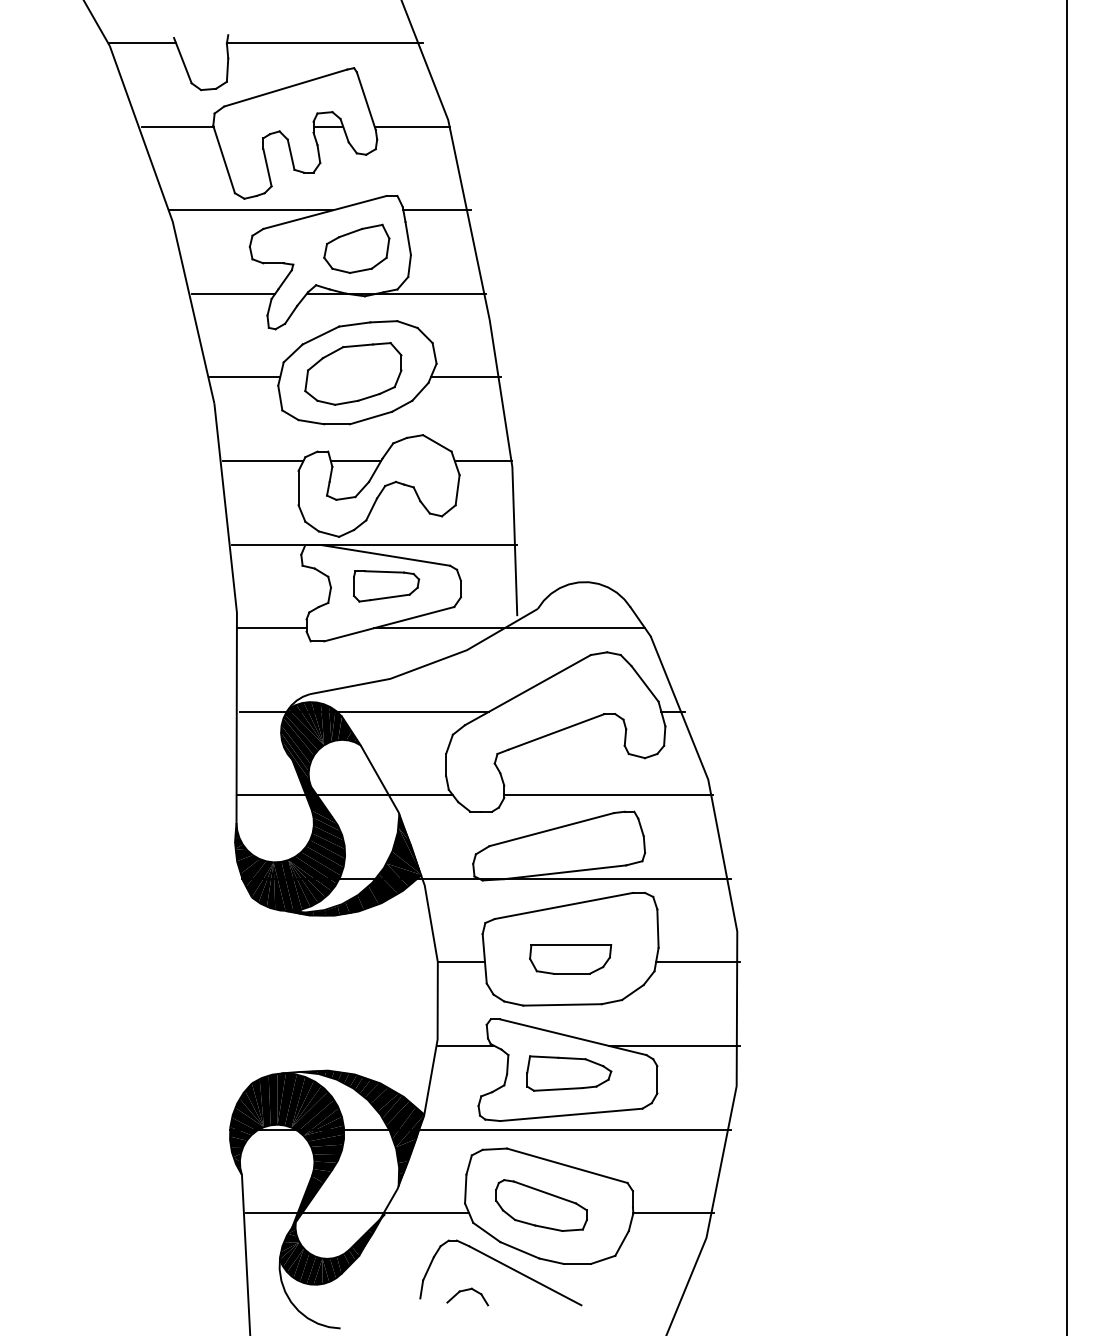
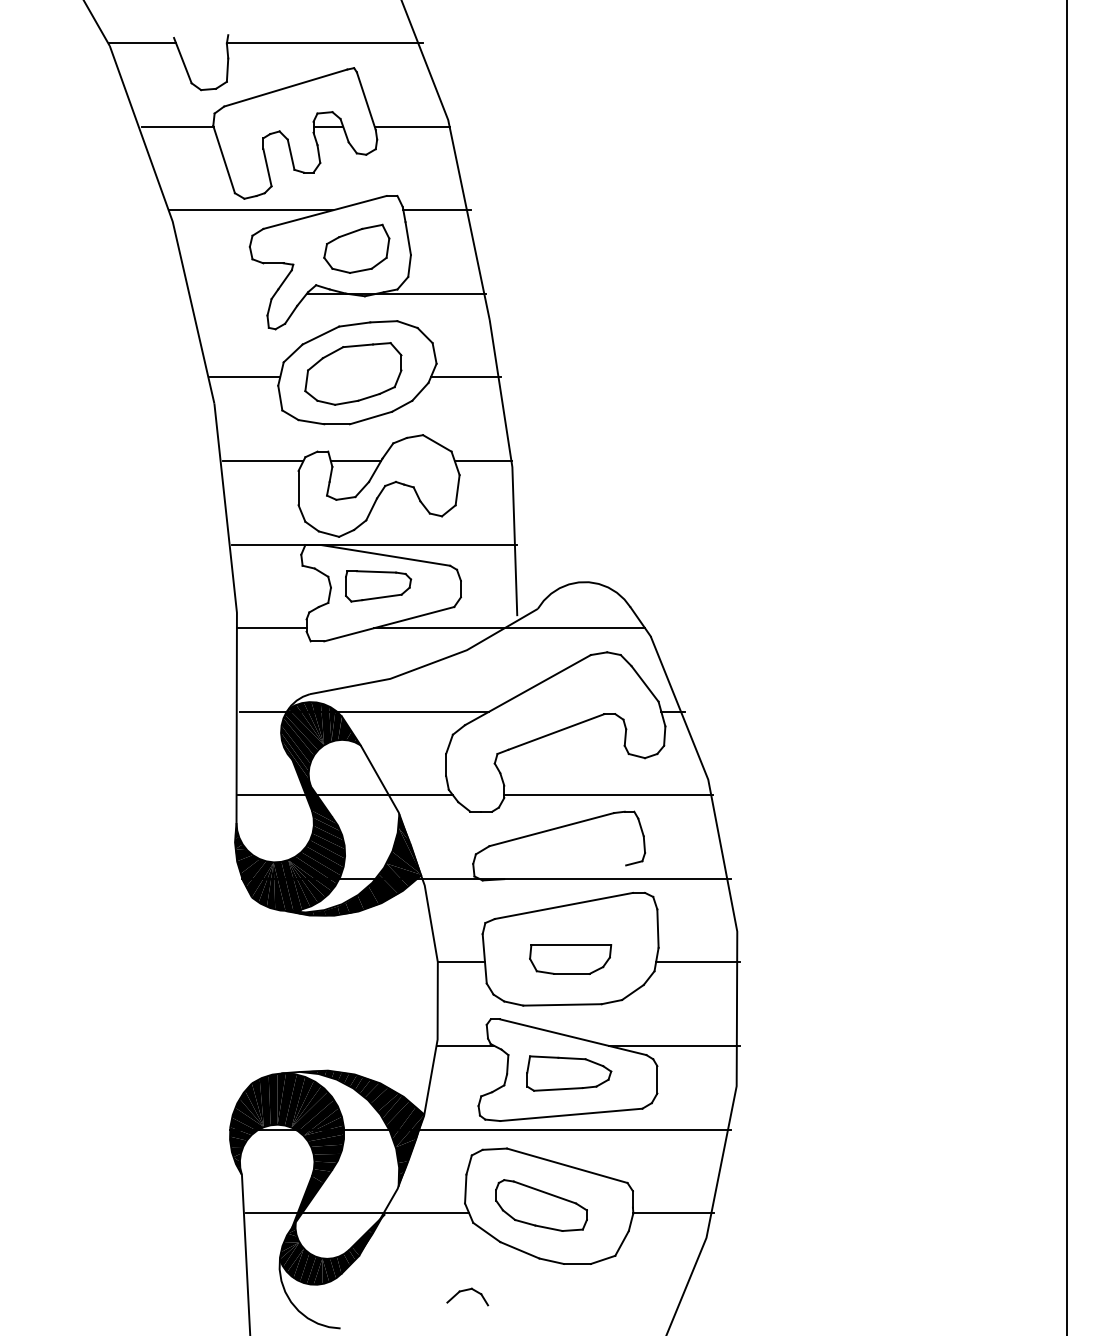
line: present -> none (233, 293)
part position: (386, 586) -> (378, 586) (378, 586)
line: present -> none (565, 872)
part: present -> none (503, 1265)
